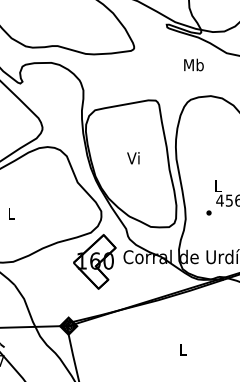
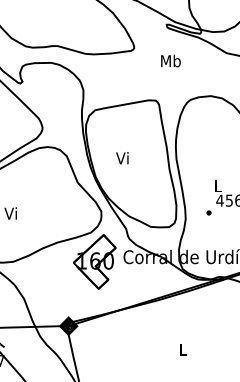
text position: (193, 64) -> (170, 60) (170, 60)
text position: (133, 158) -> (122, 158) (122, 158)
text: L -> Vi (10, 213)
